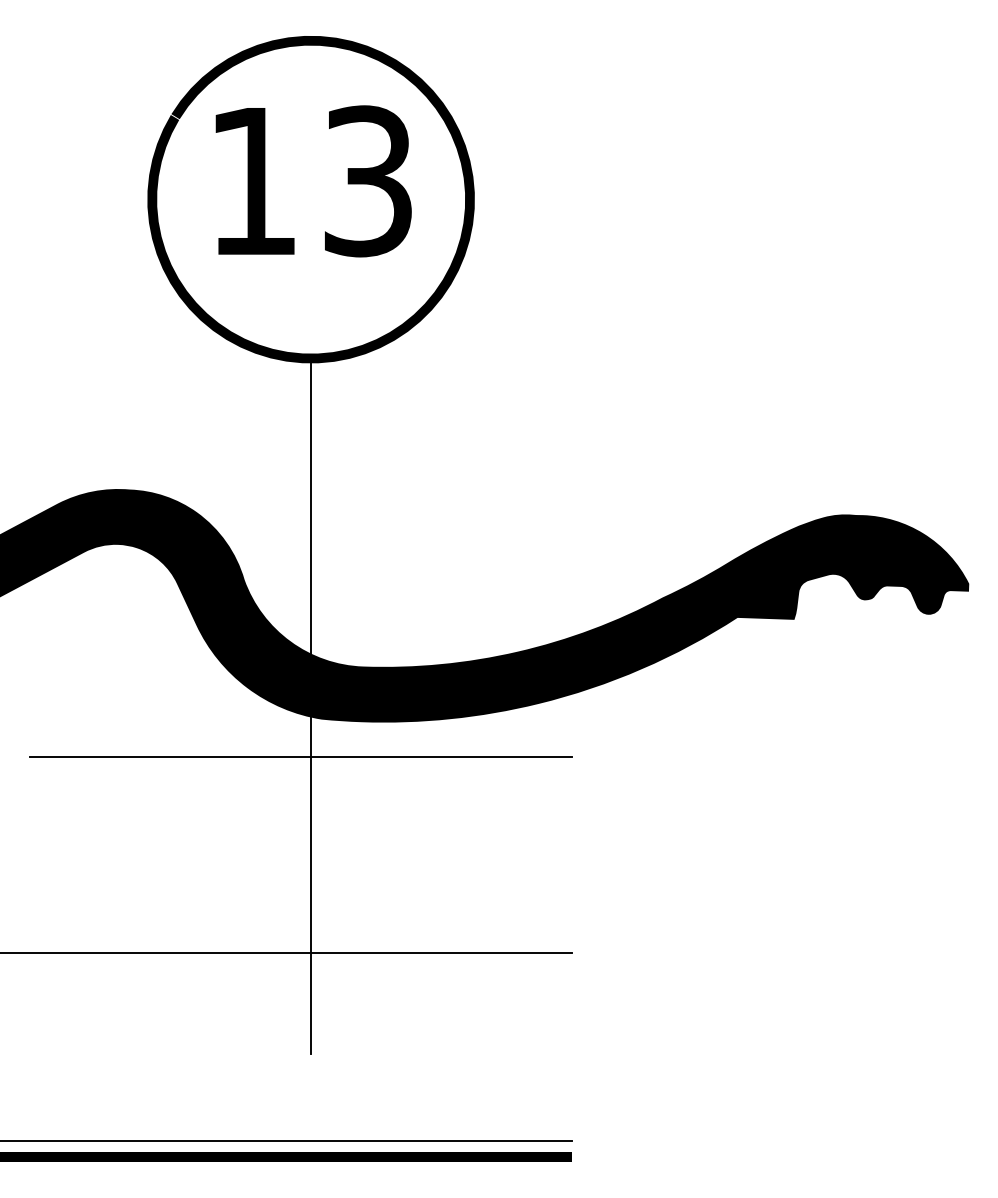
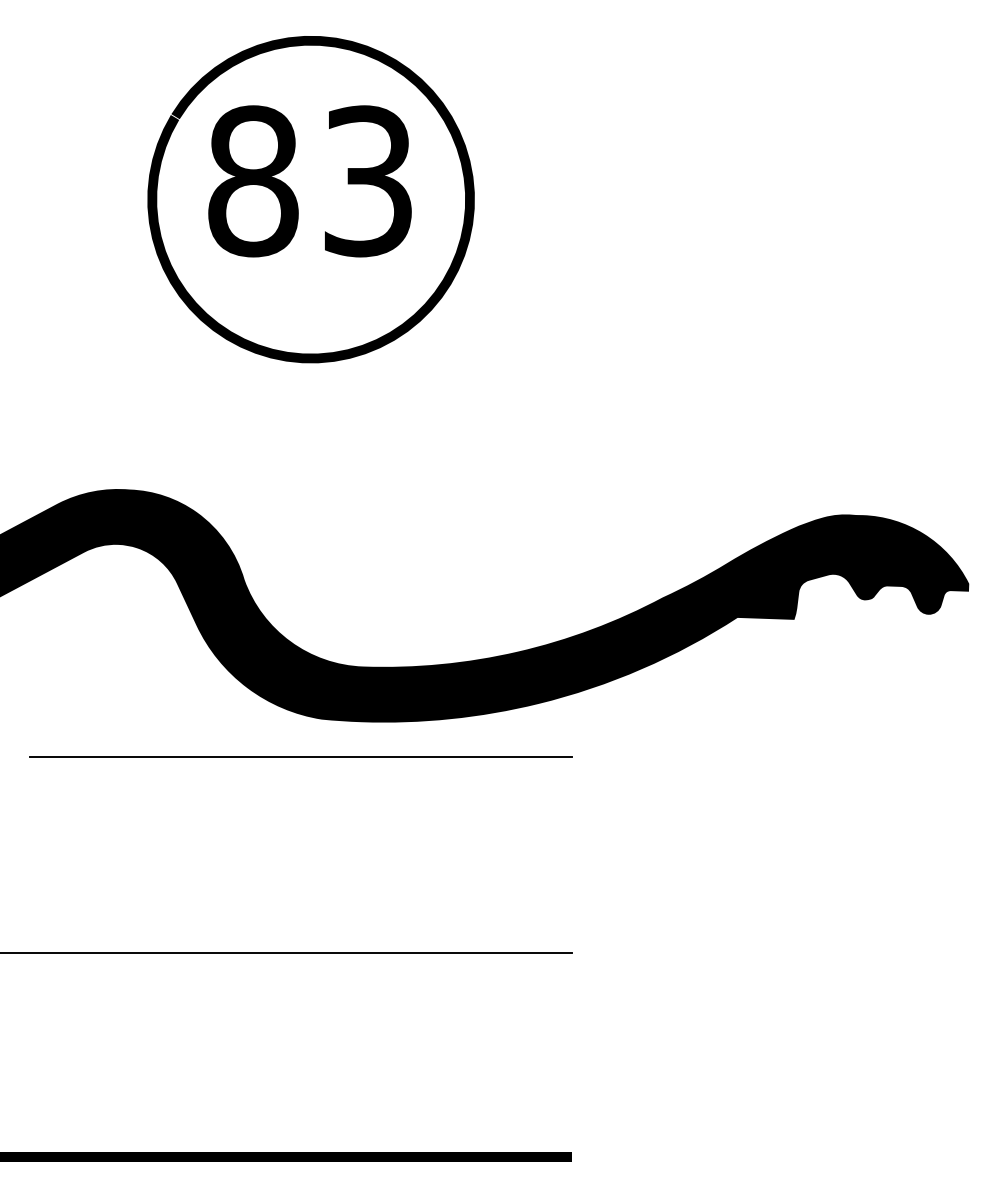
text: 13 -> 83 (253, 181)
line: present -> none (311, 705)
line: present -> none (287, 1141)
